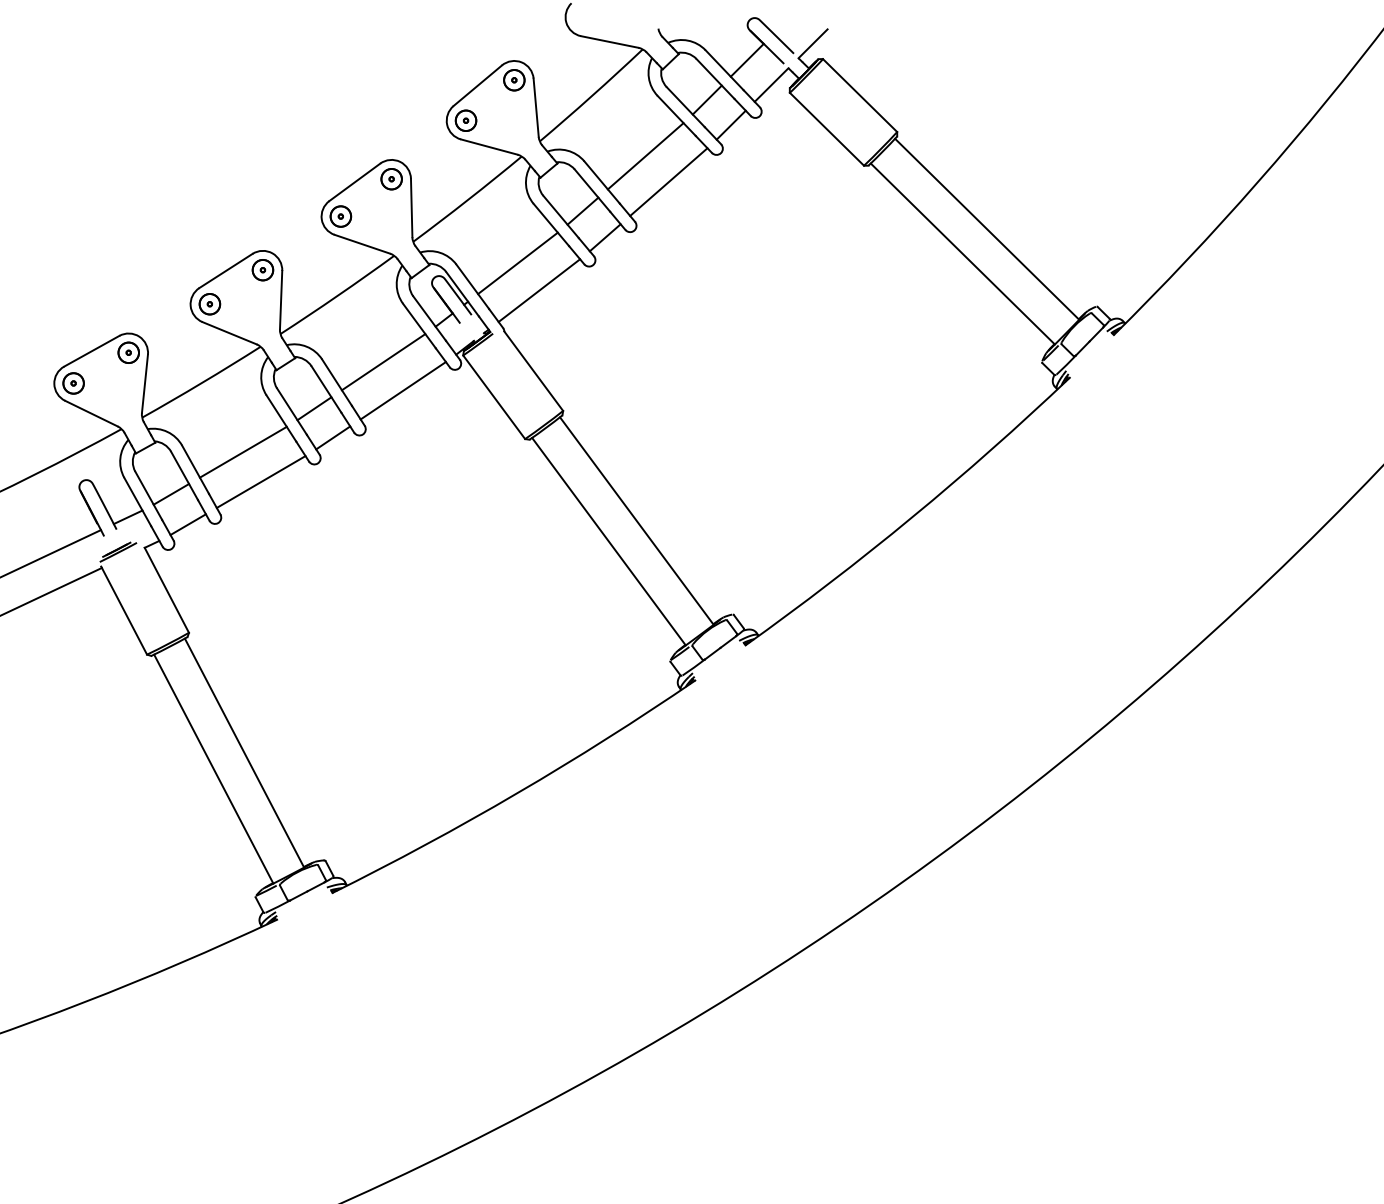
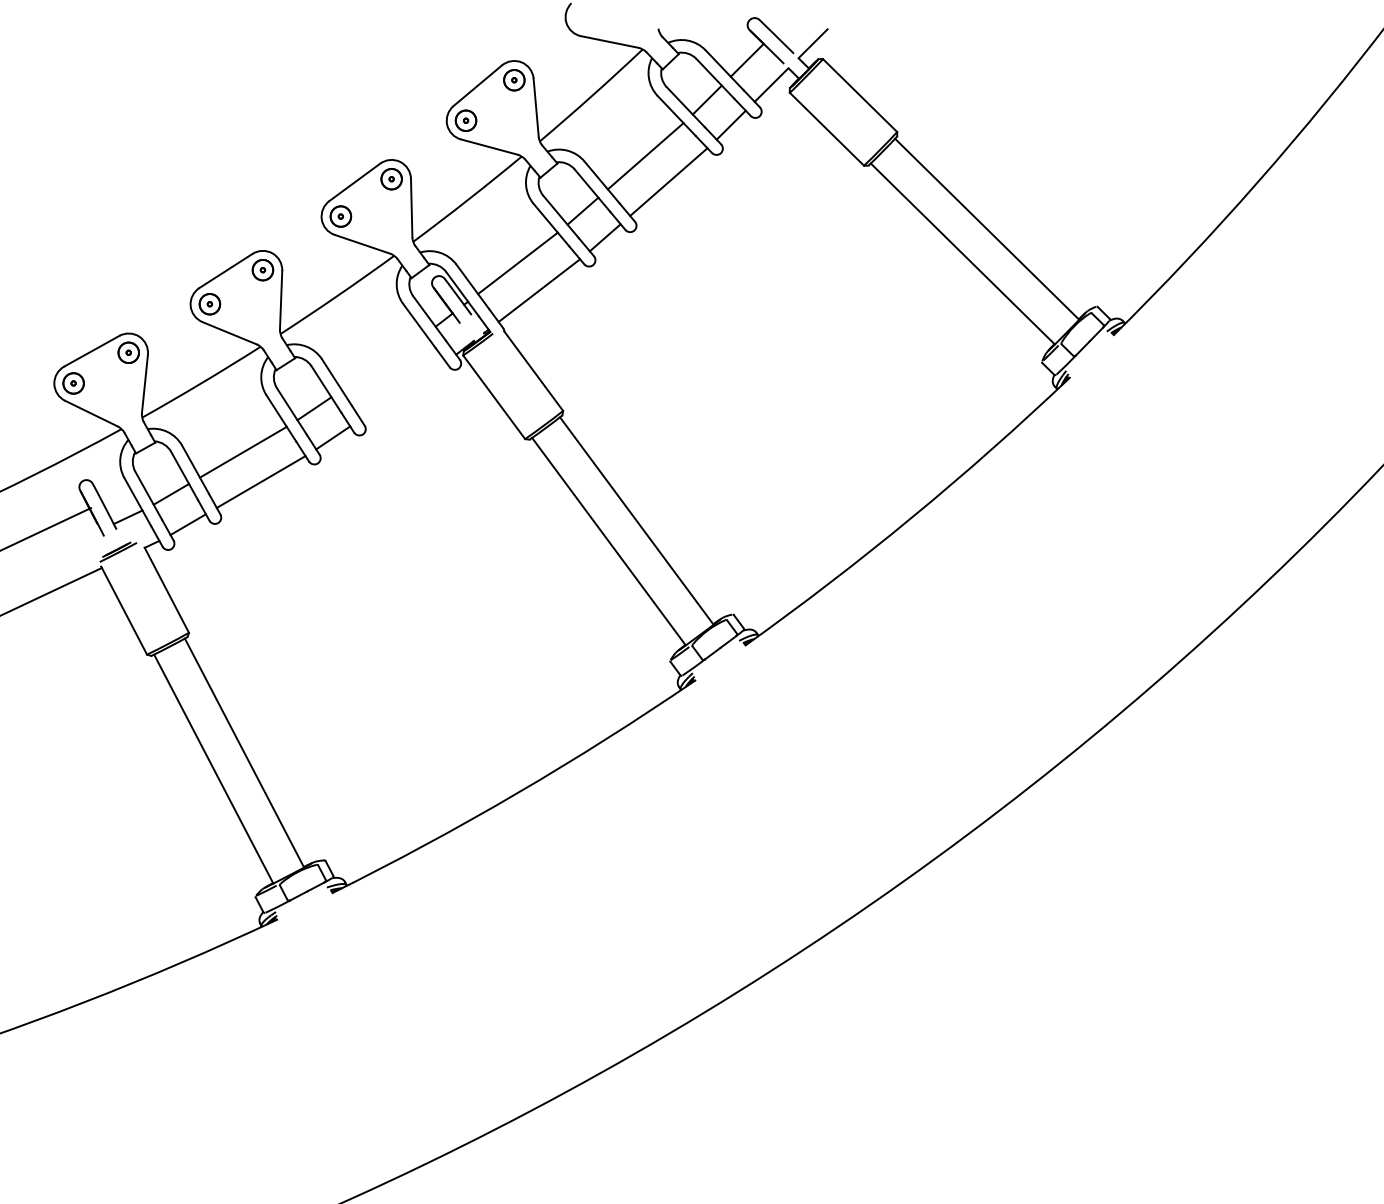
line: present -> none (383, 362)
line: present -> none (402, 390)
line position: (51, 553) -> (46, 529) (46, 529)
